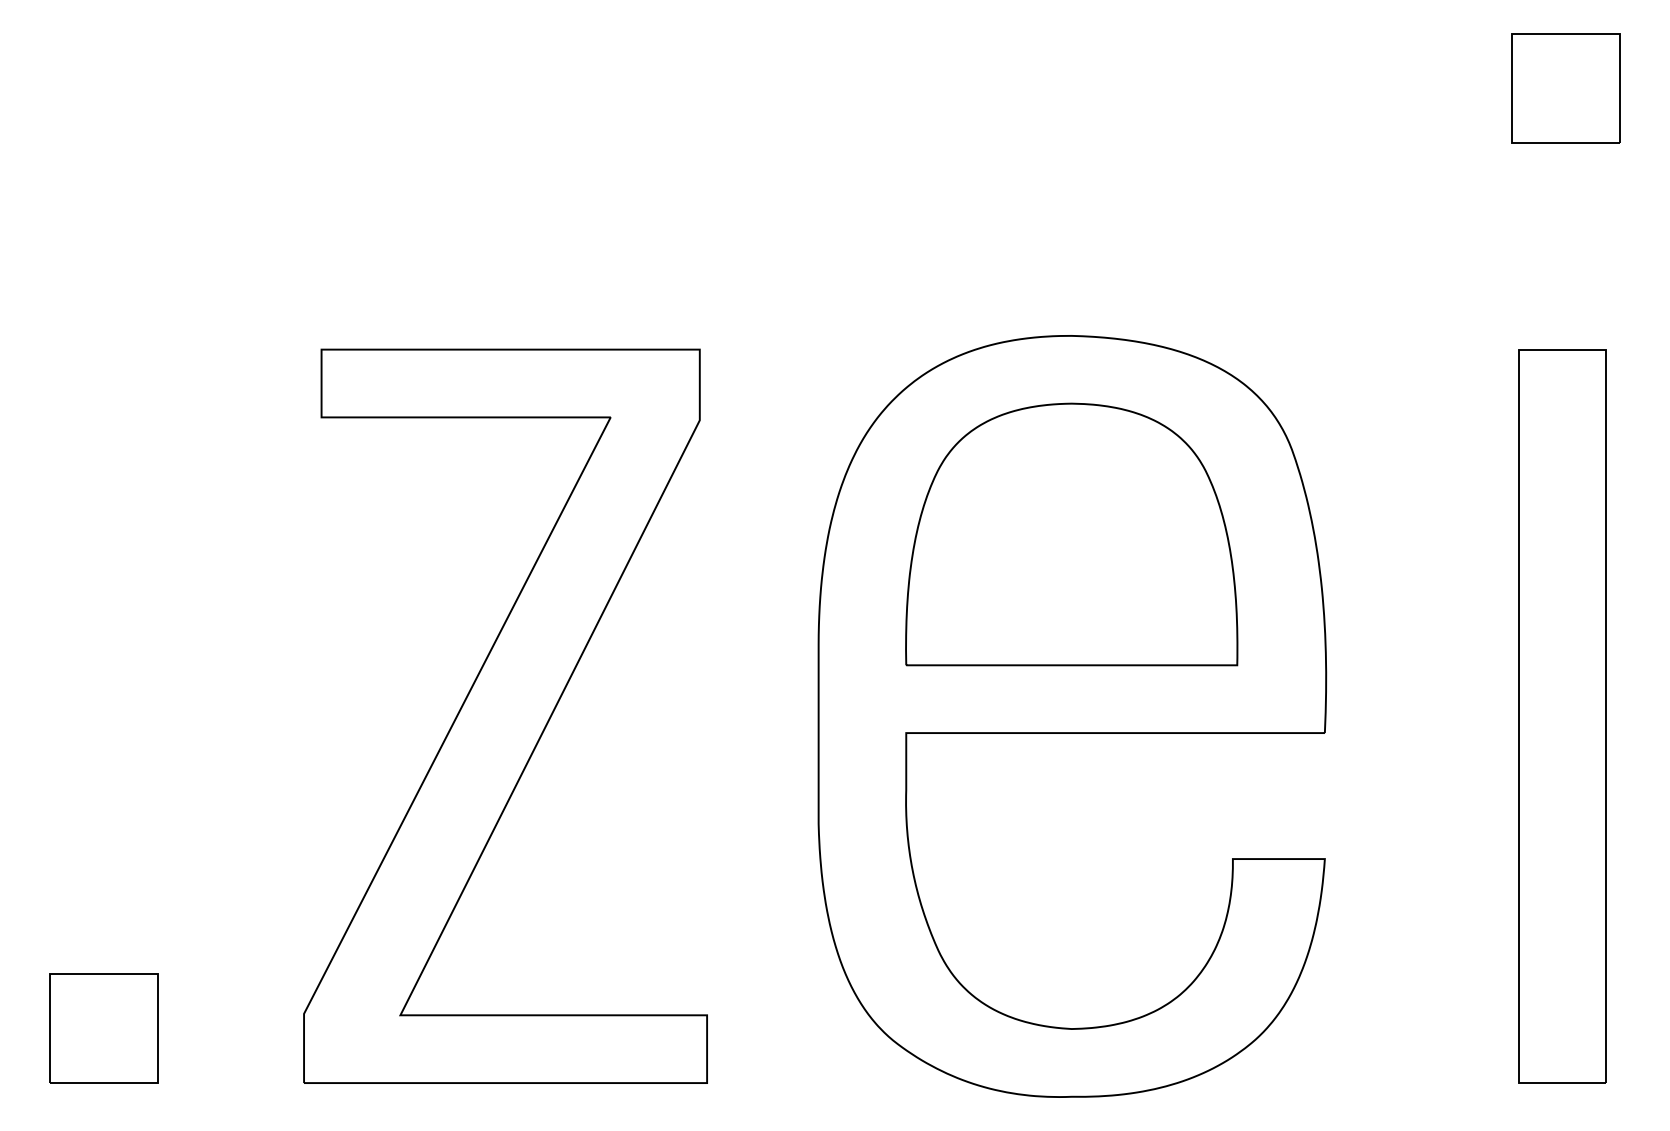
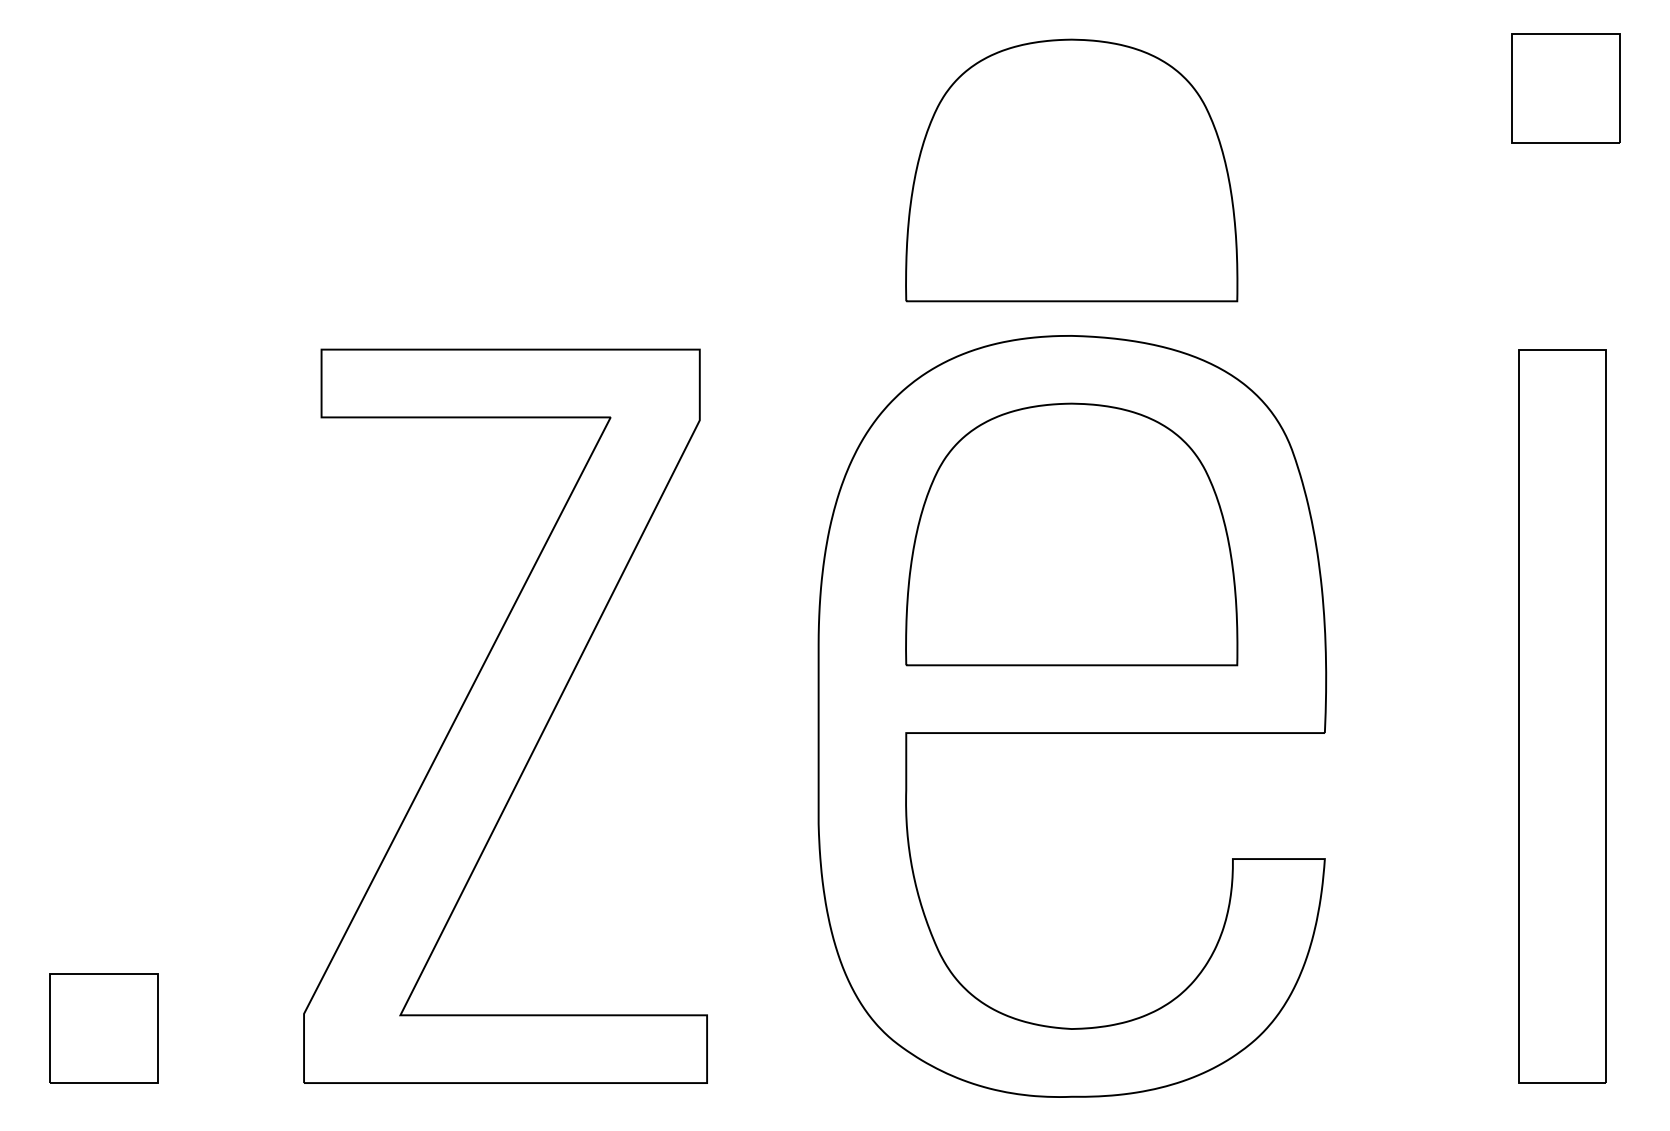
part: none -> present (1071, 170)
